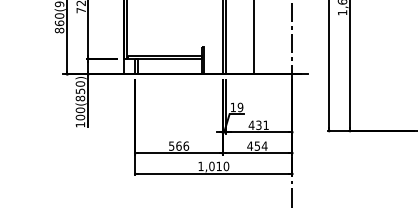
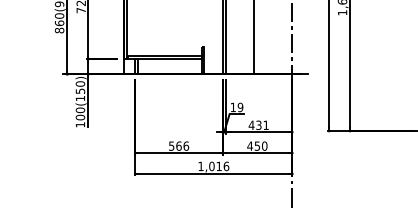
text: 100(850) -> 100(150) (80, 98)
text: 454 -> 450 (264, 145)
text: 1,010 -> 1,016 (226, 165)
